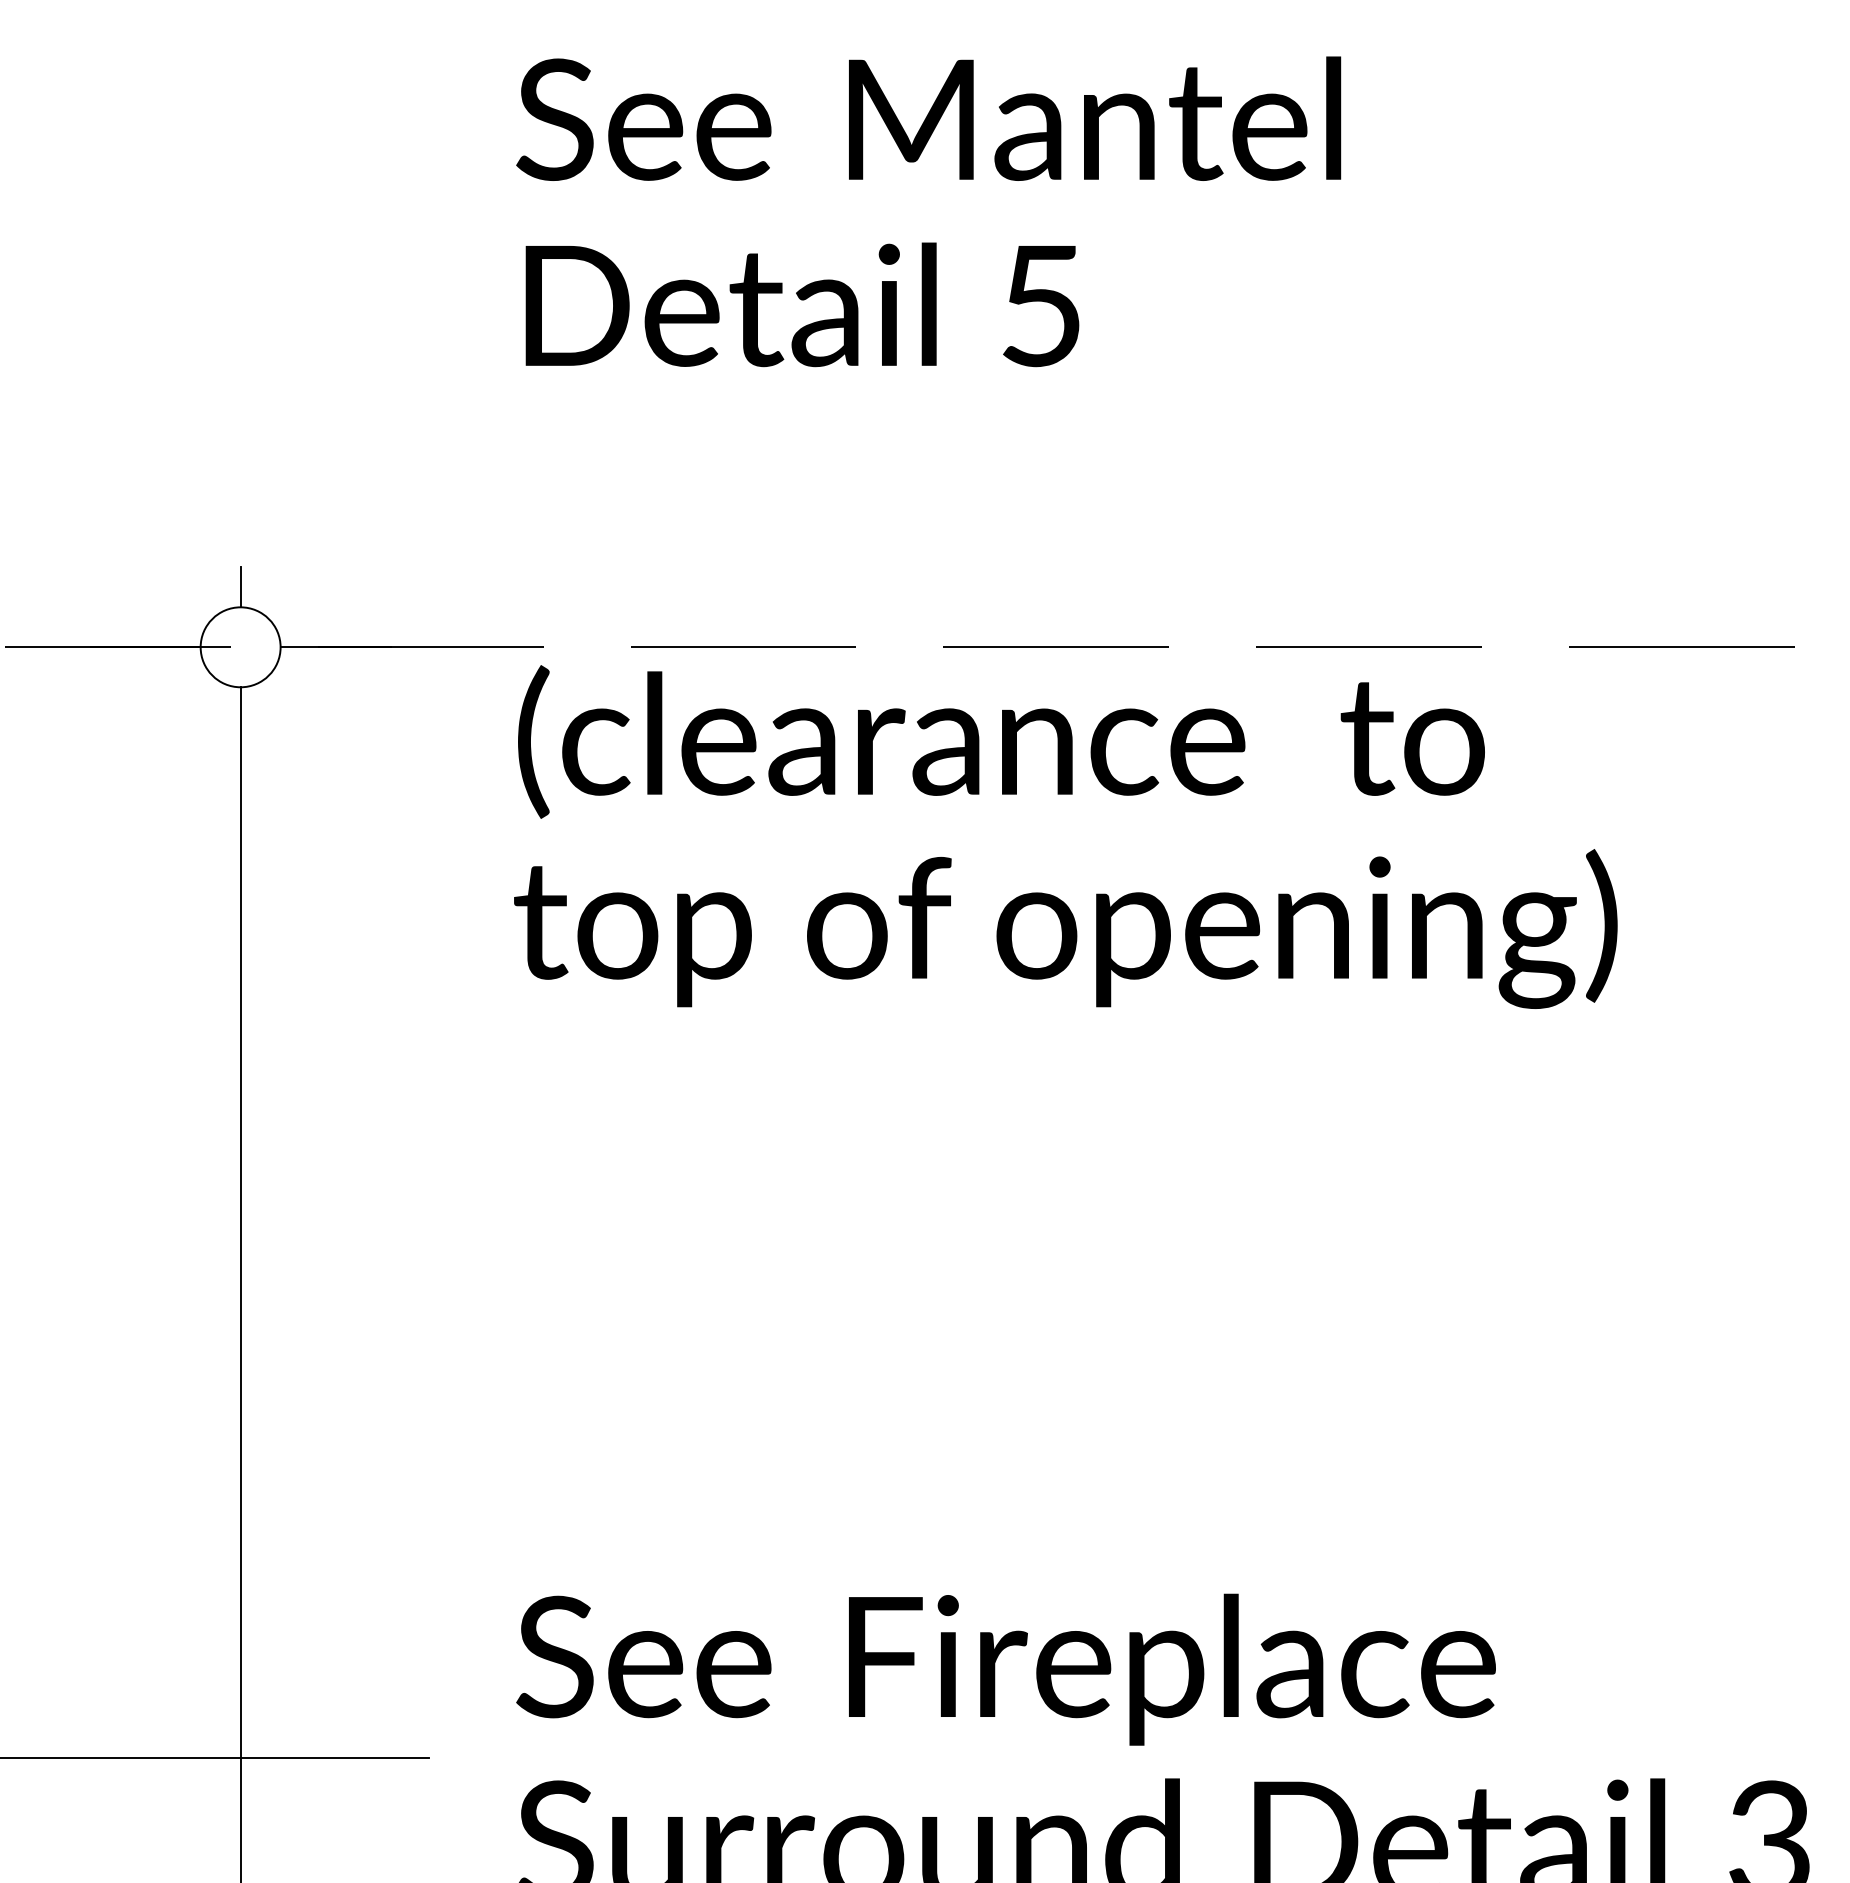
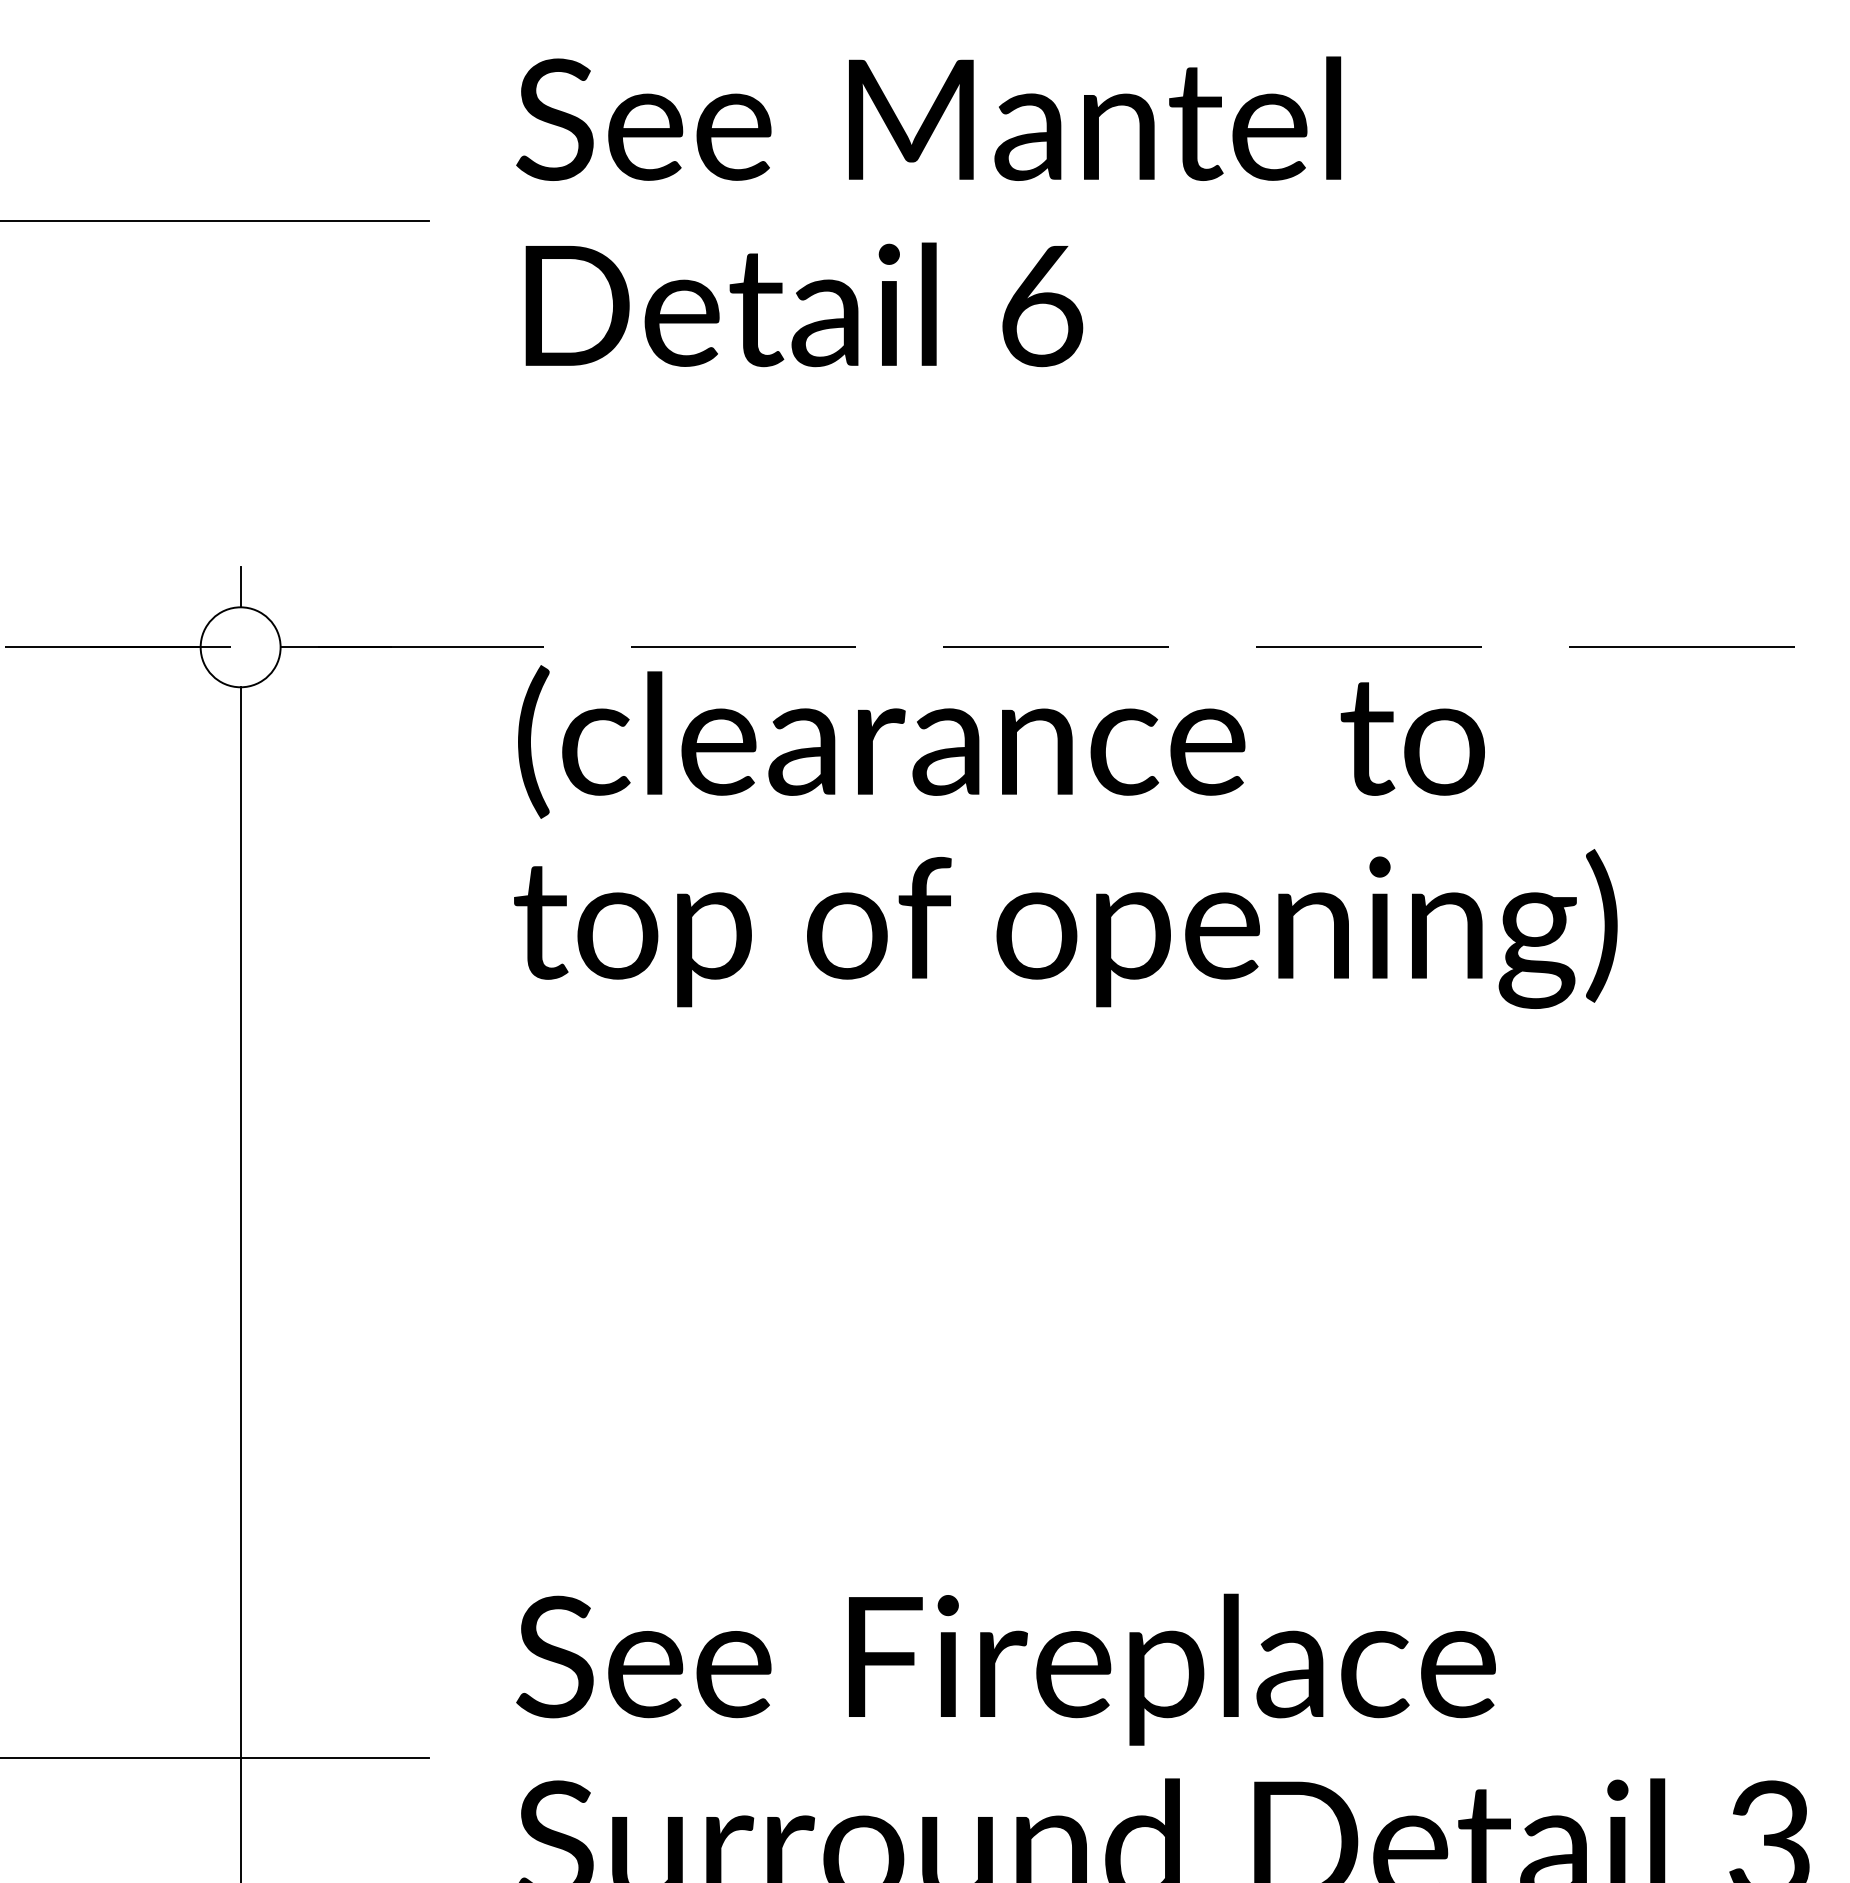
line: none -> present (215, 220)
text: 5 -> 6 (1042, 306)
